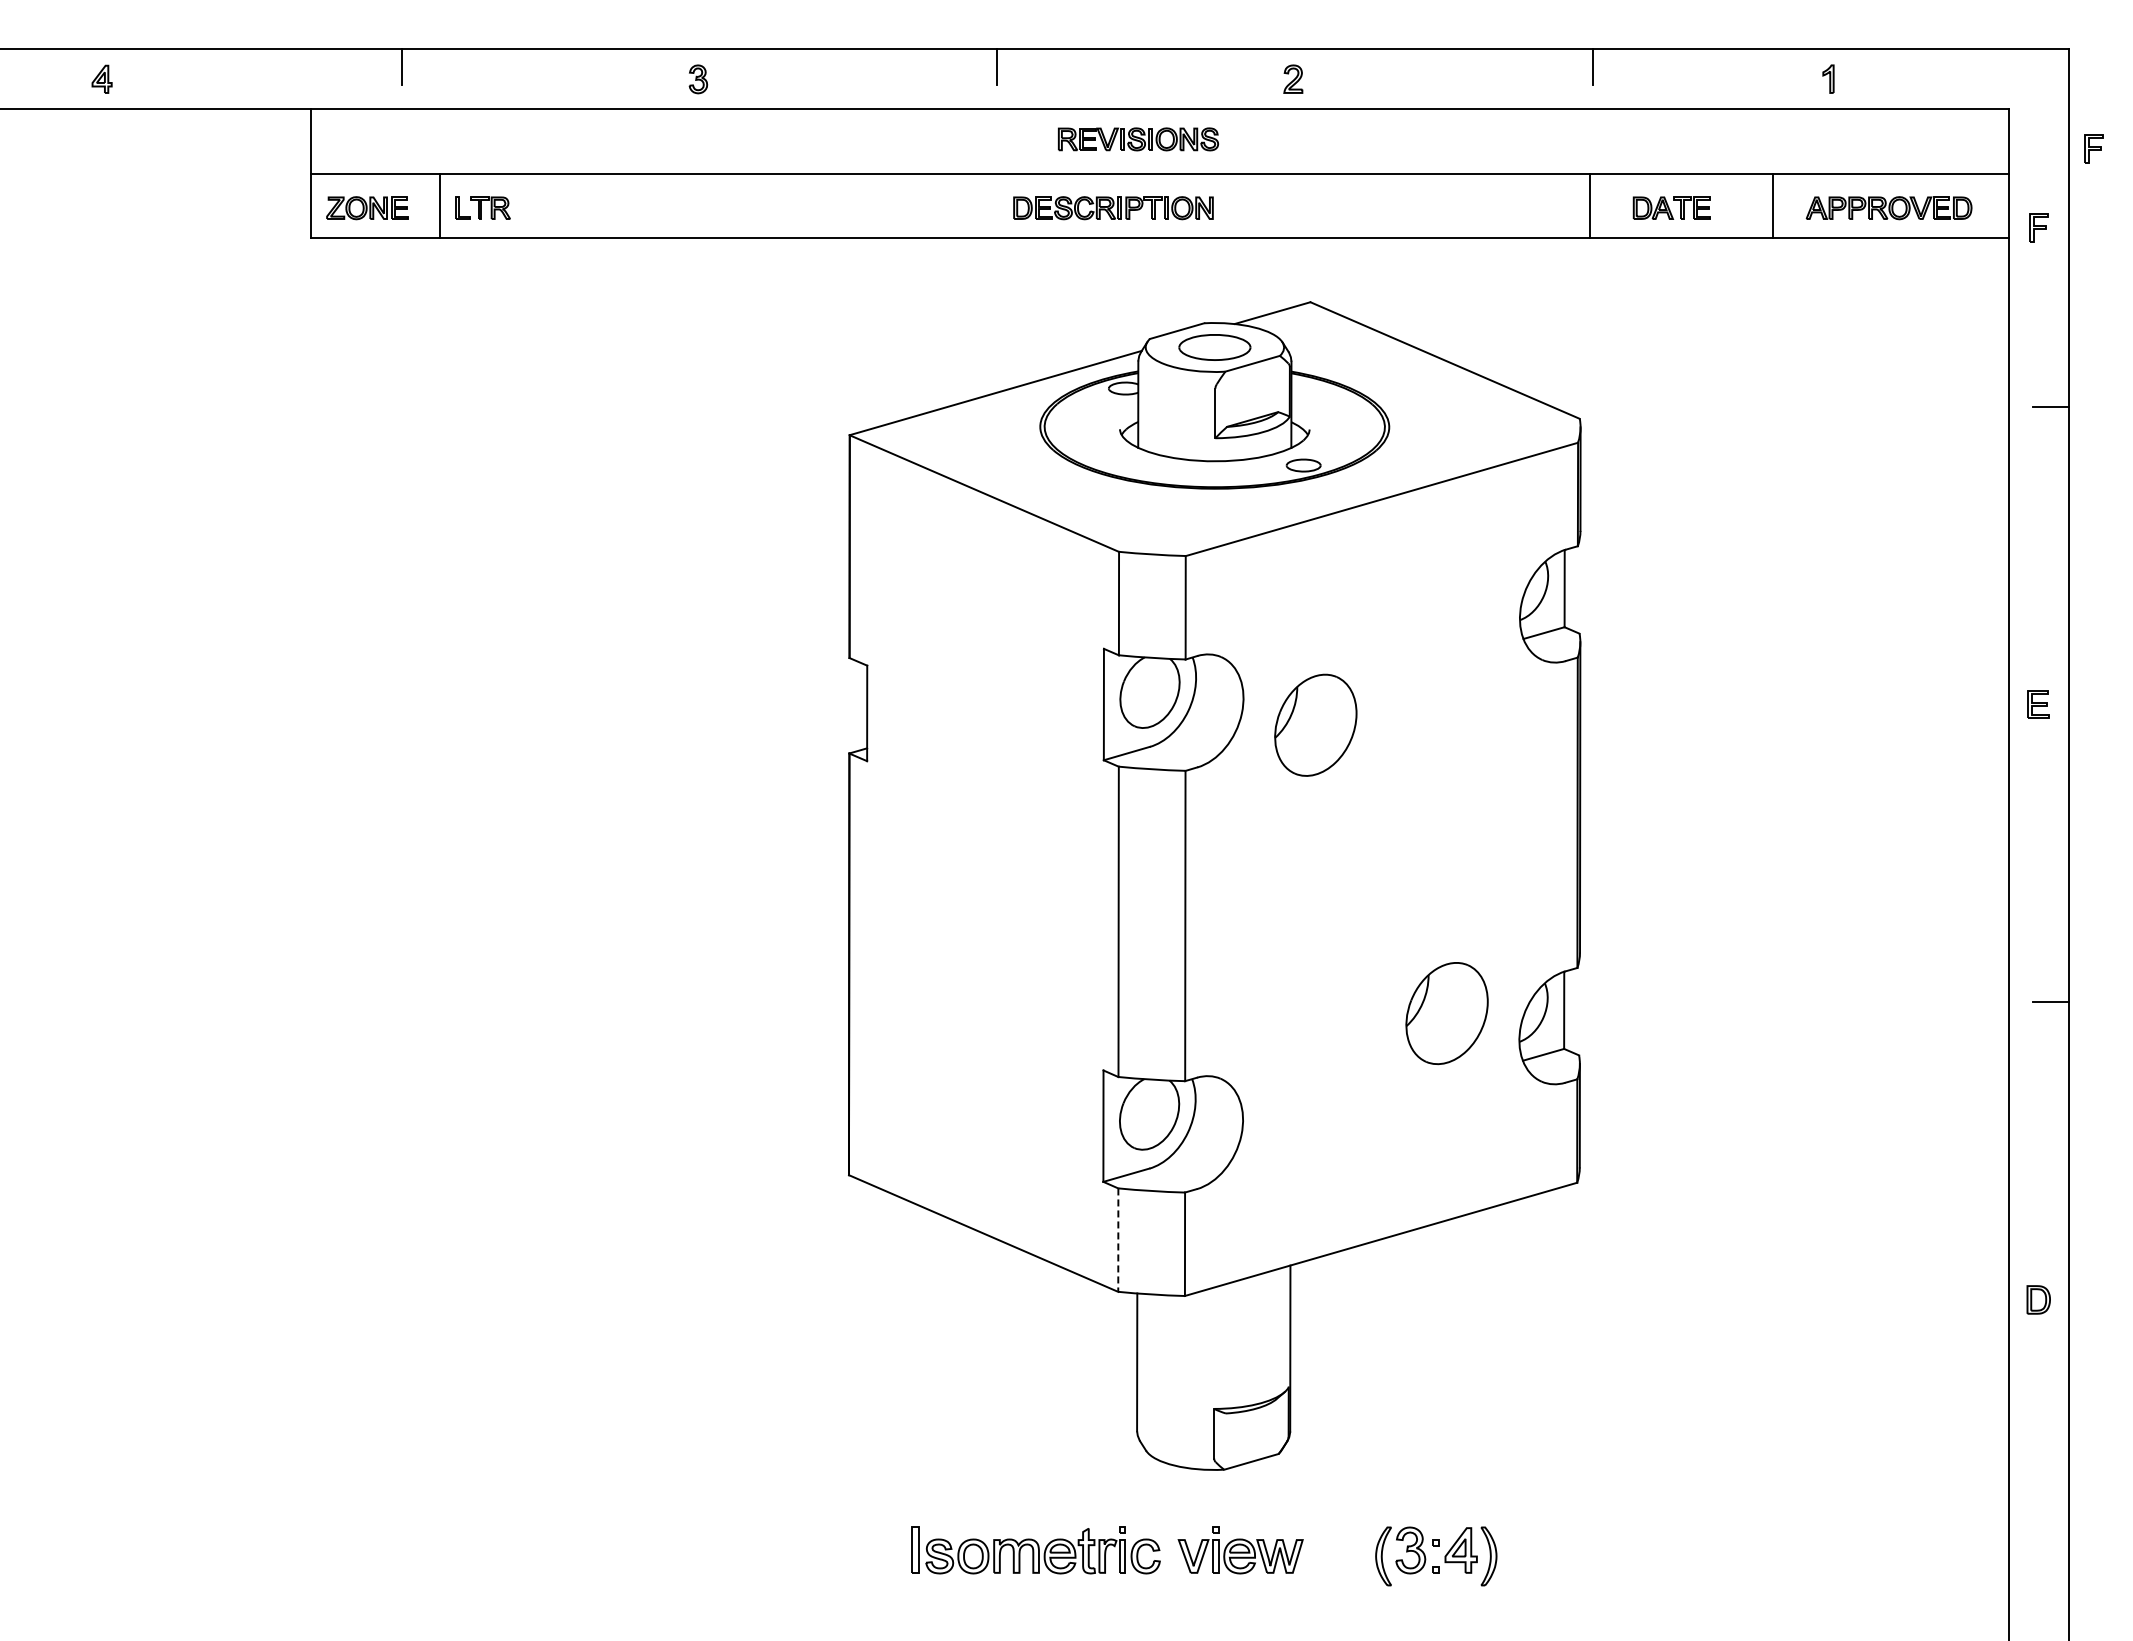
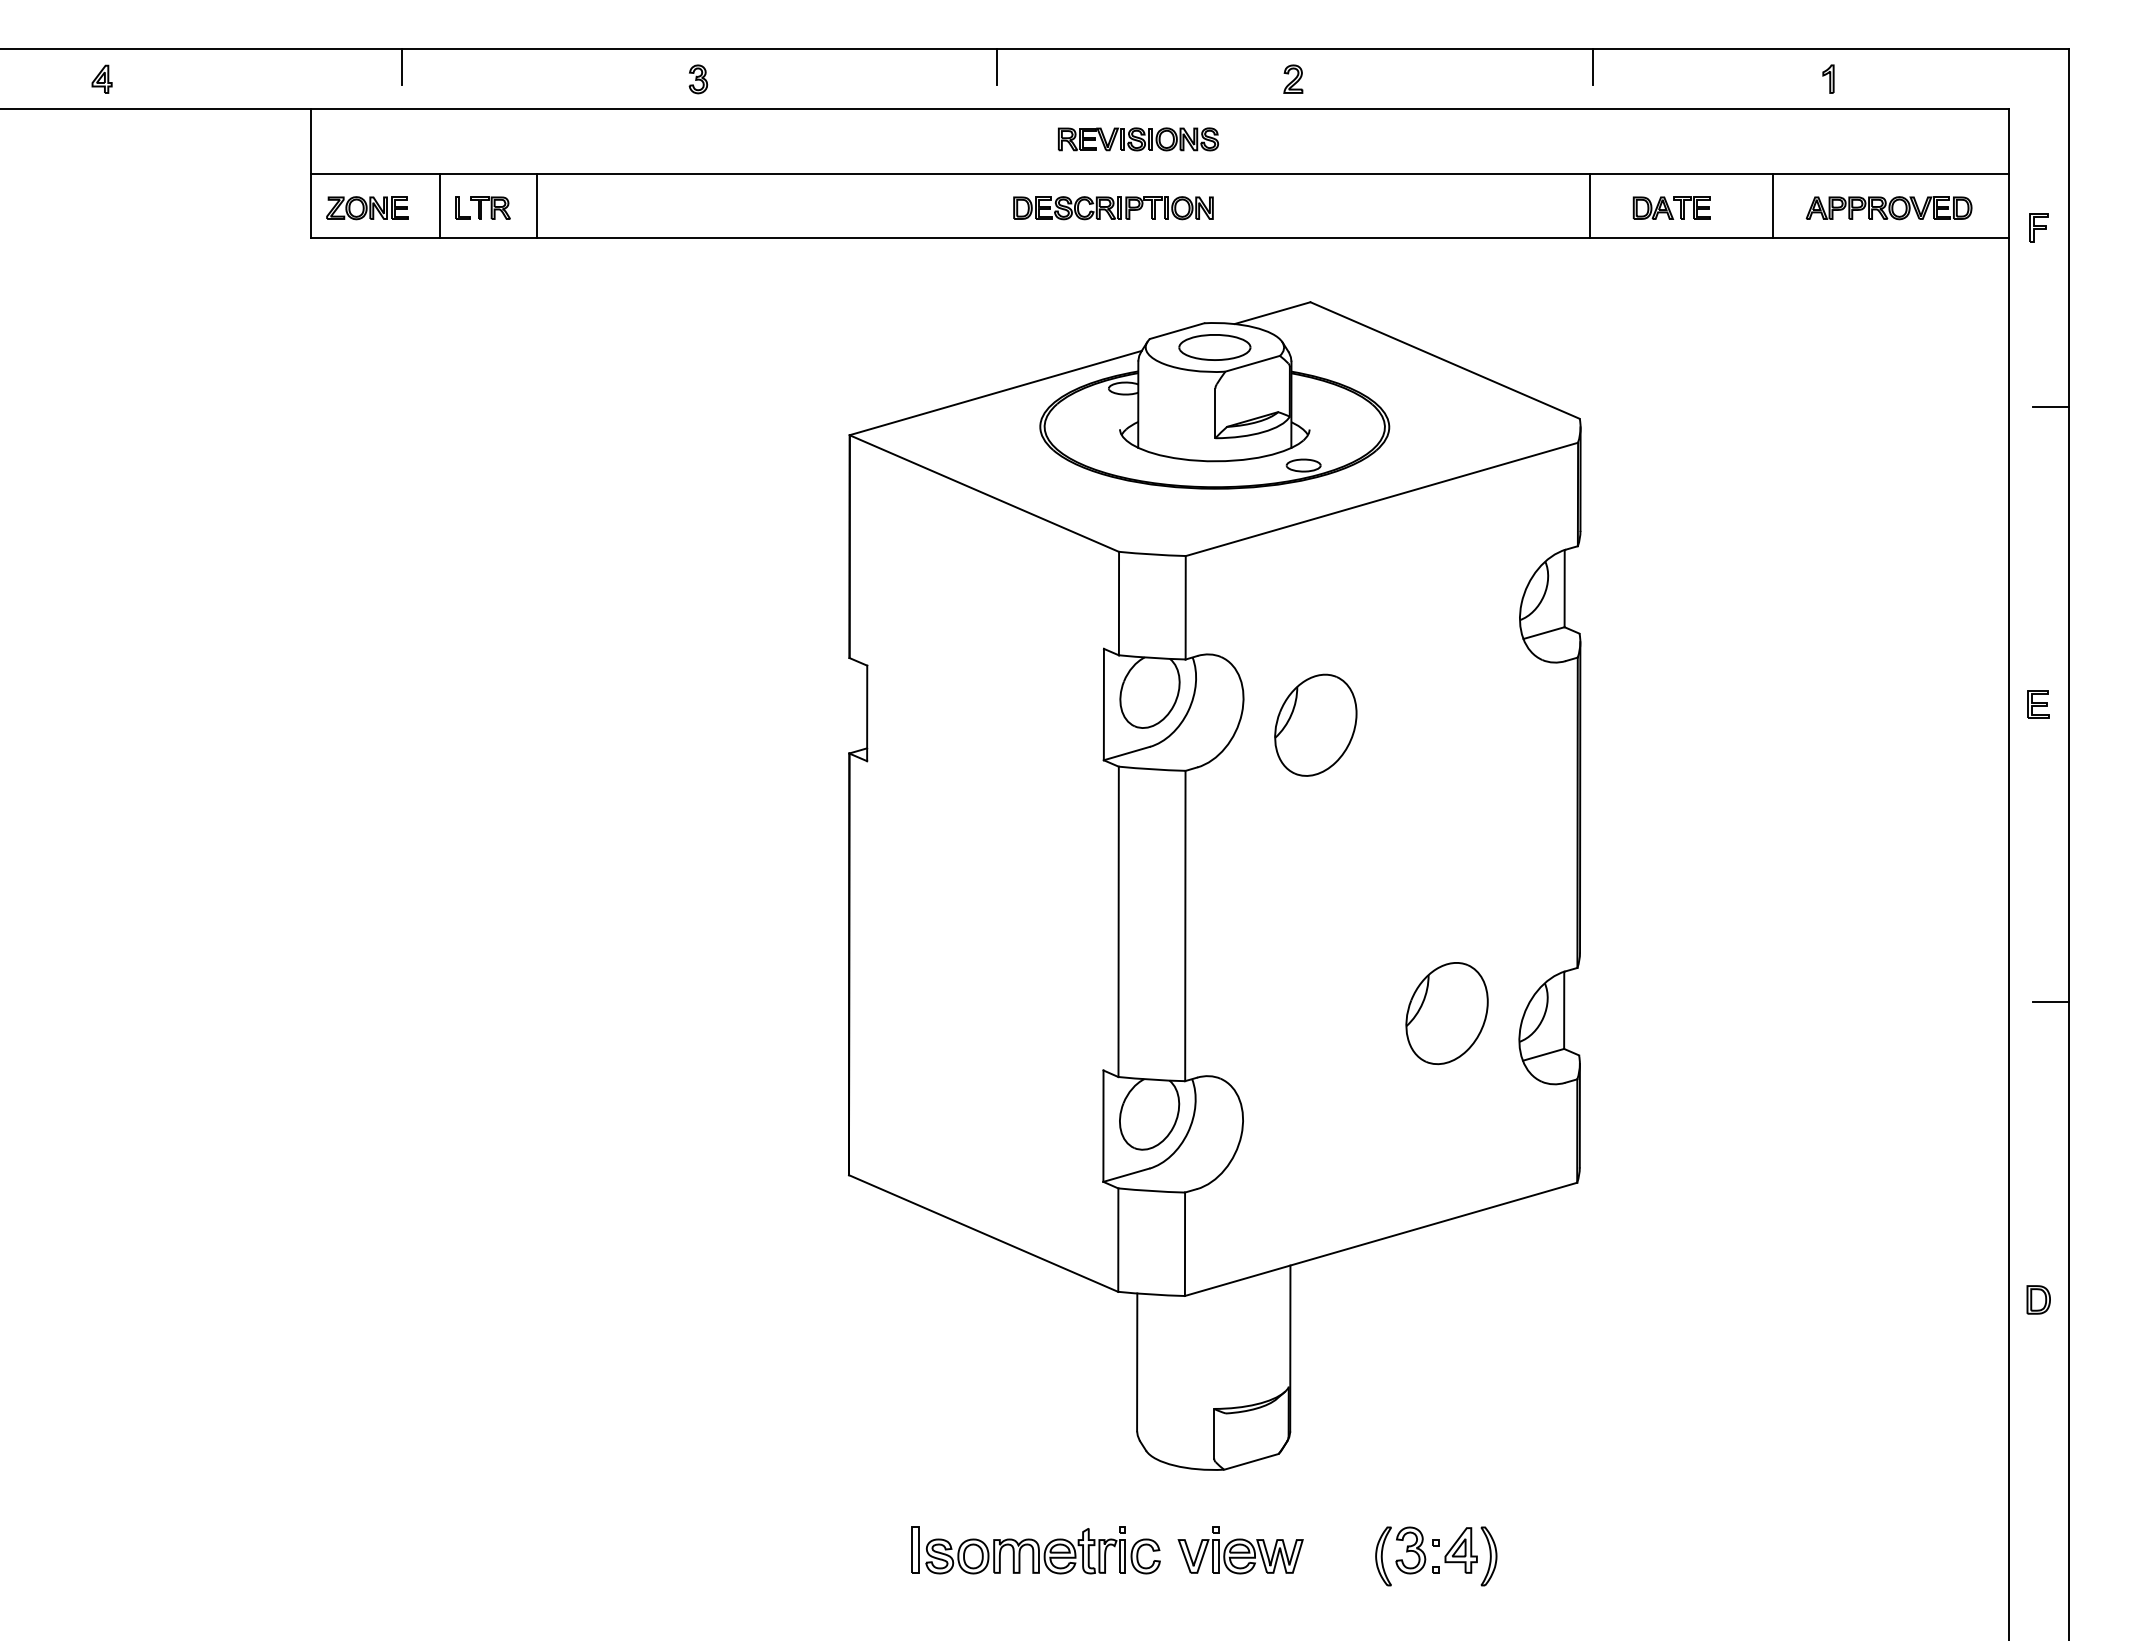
part: present -> none (2093, 148)
line: none -> present (536, 205)
line: dashed -> solid (1118, 1240)
